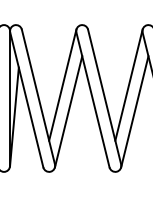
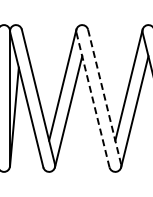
line: solid -> dashed (104, 97)
line: solid -> dashed (93, 100)
